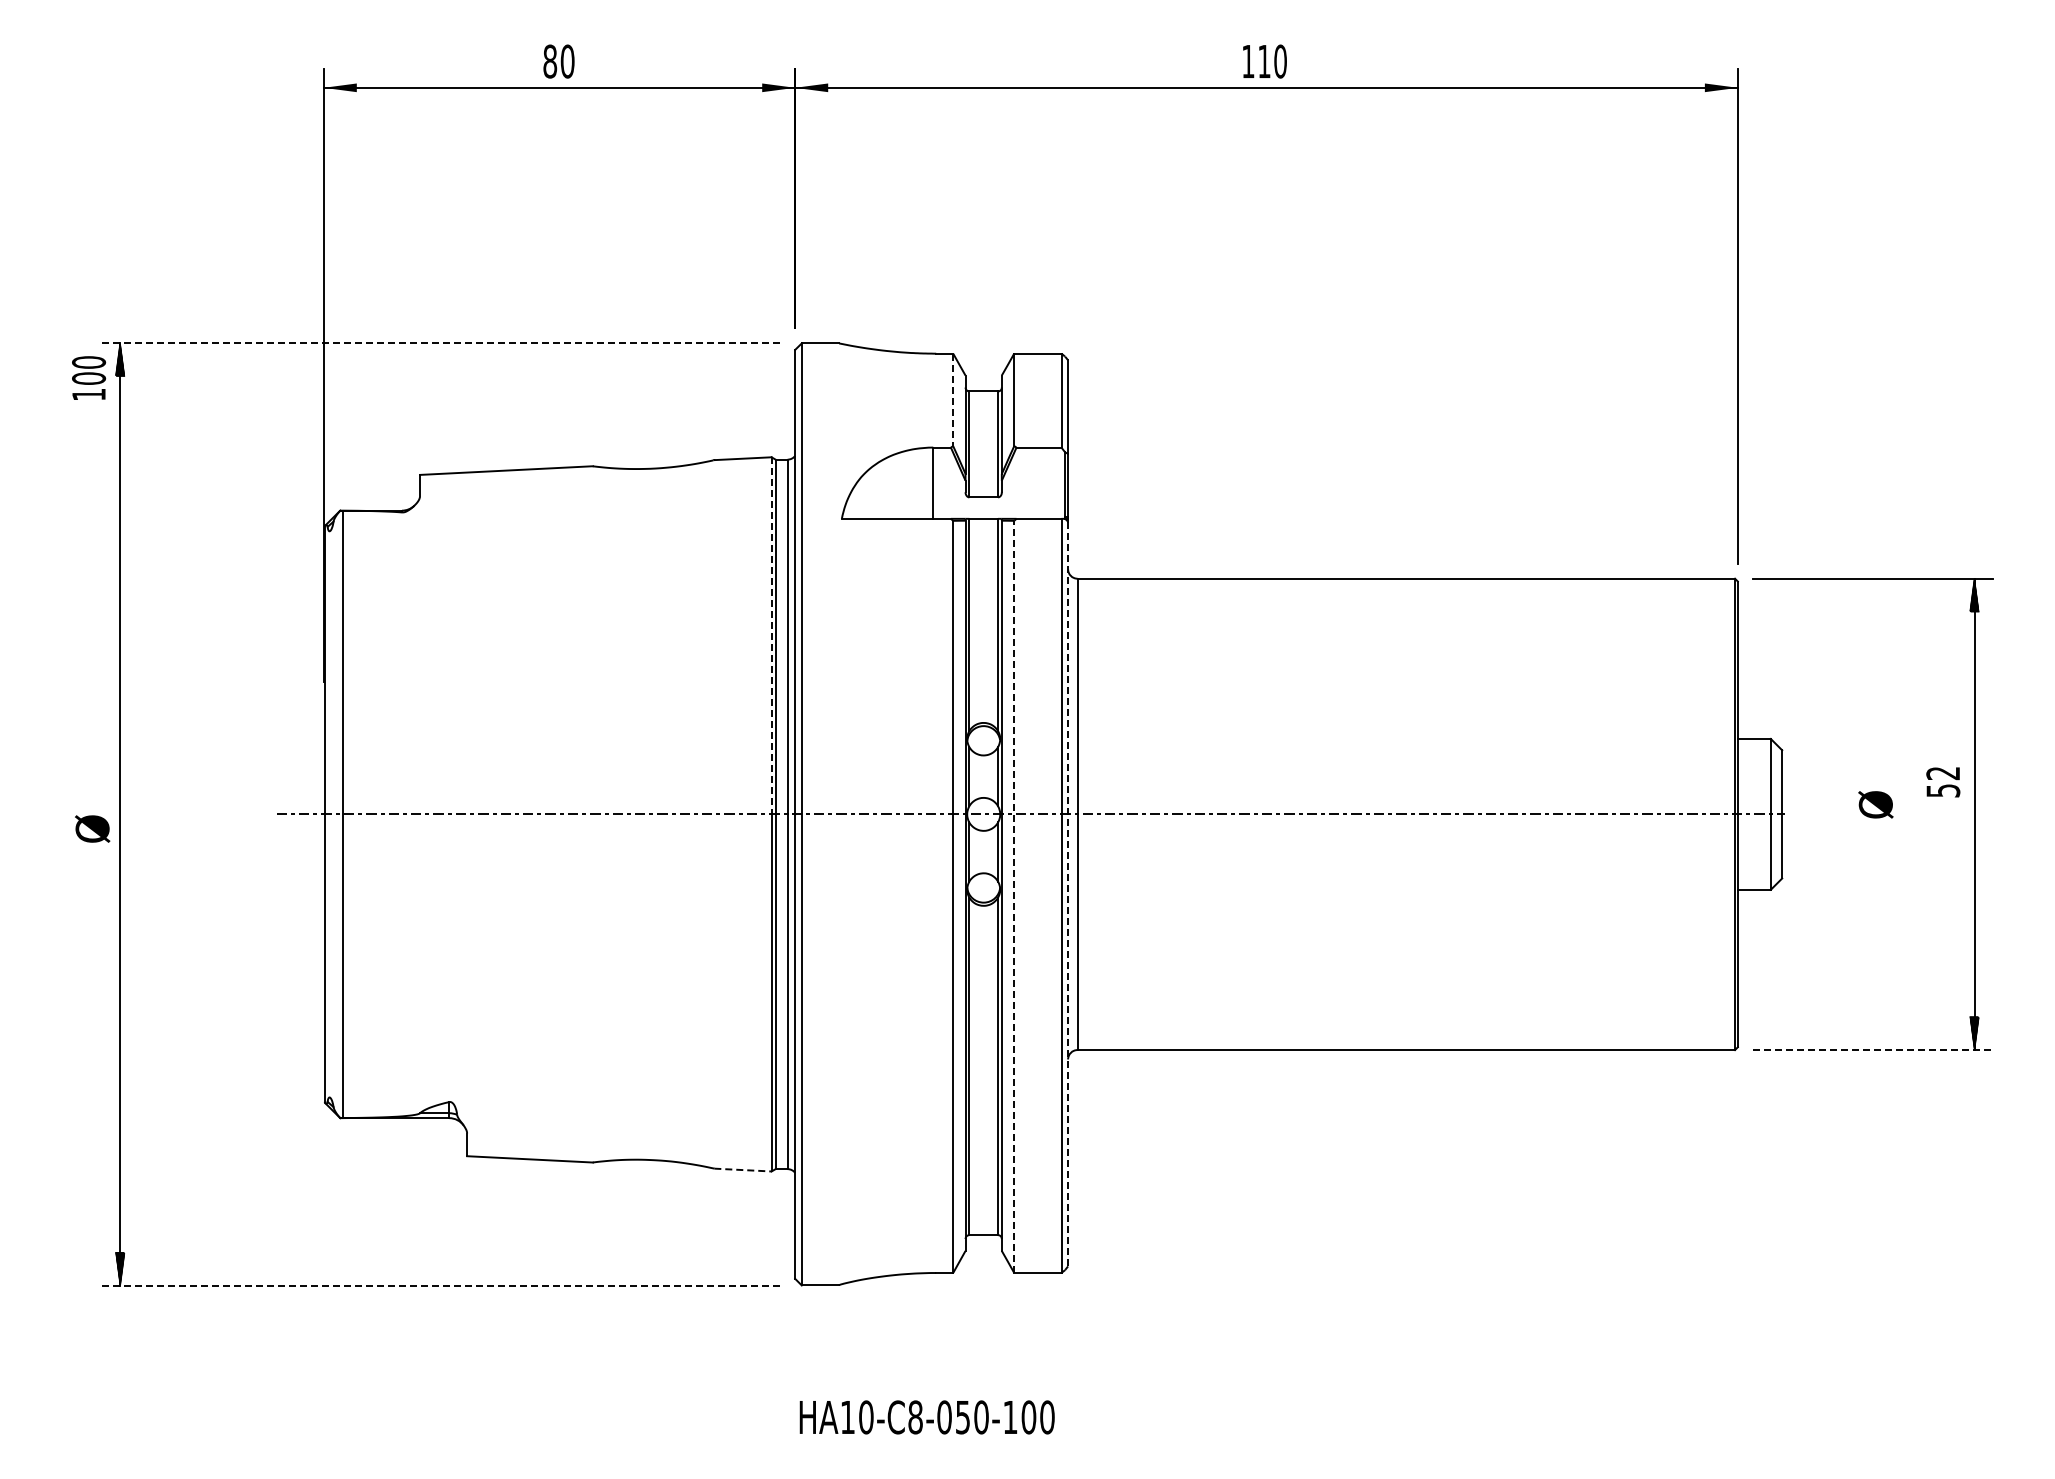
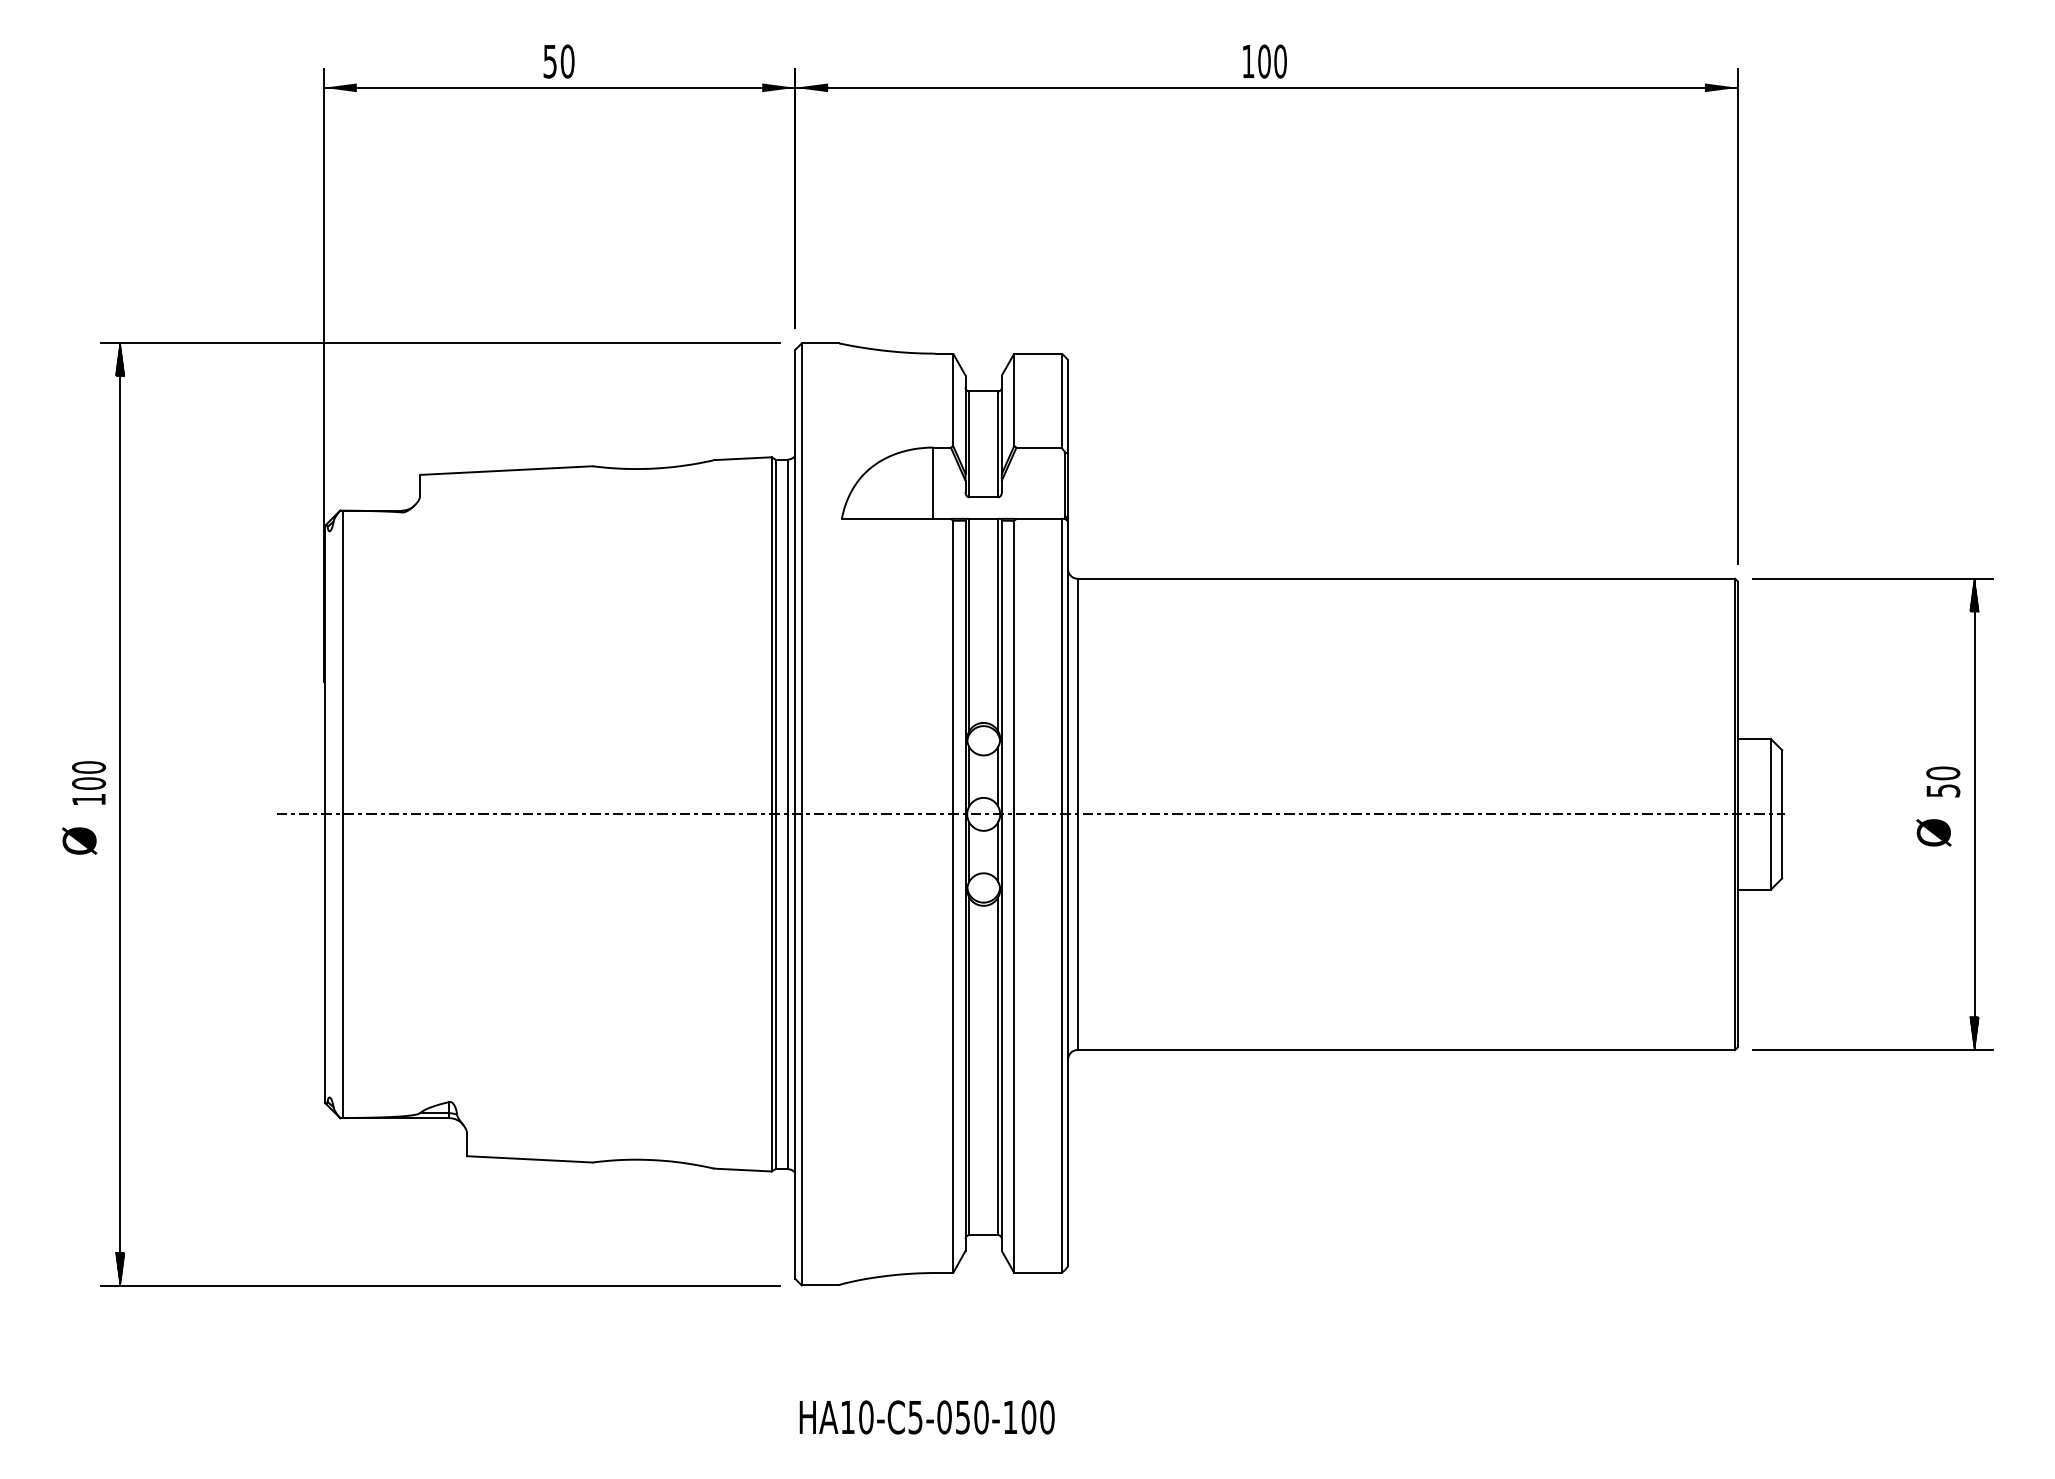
text: 80 -> 50 (550, 61)
text: 110 -> 100 (1264, 61)
line: dashed -> solid (440, 343)
text position: (89, 377) -> (89, 782) (89, 782)
line: dashed -> solid (953, 400)
line: dashed -> solid (771, 635)
text: 52 -> 50 (1943, 773)
text position: (1875, 804) -> (1933, 832) (1933, 832)
text position: (92, 828) -> (79, 840) (79, 840)
line: dashed -> solid (1068, 894)
line: dashed -> solid (1014, 896)
line: dashed -> solid (1873, 1050)
line: dashed -> solid (742, 1170)
line: dashed -> solid (440, 1285)
text: HA10-C8-050-100 -> HA10-C5-050-100 (915, 1417)
